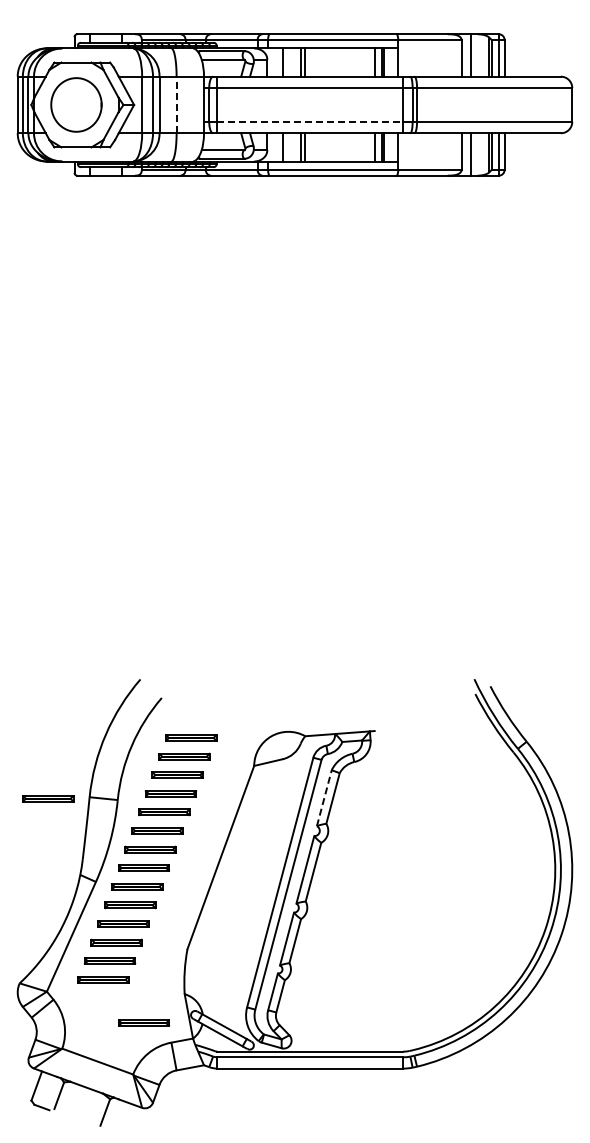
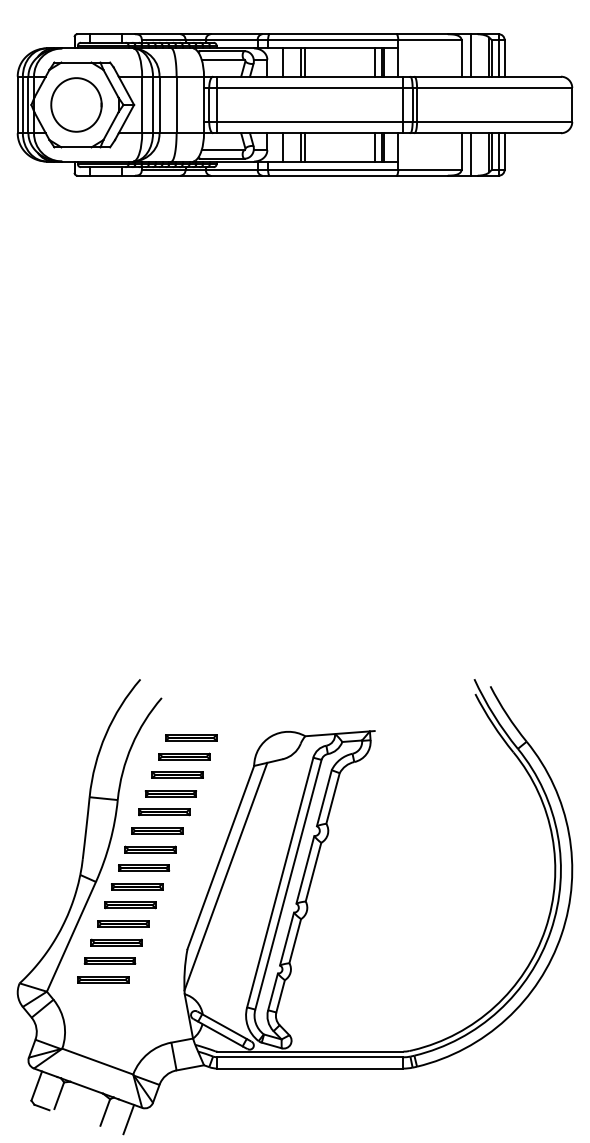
line: dashed -> solid (176, 104)
line: dashed -> solid (310, 121)
part: present -> none (48, 798)
line: dashed -> solid (324, 798)
line: none -> present (225, 876)
part: present -> none (143, 1022)
line: none -> present (128, 1119)
